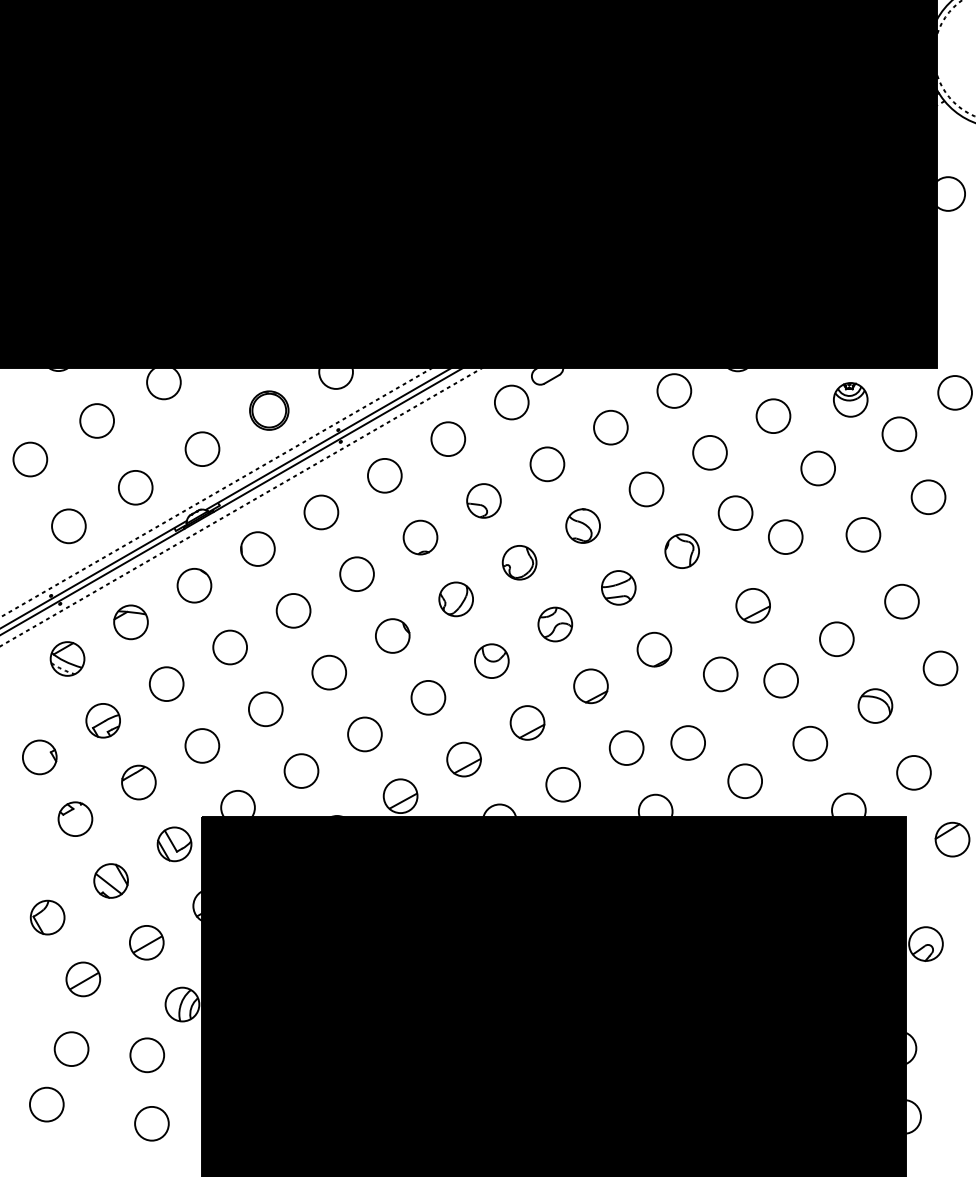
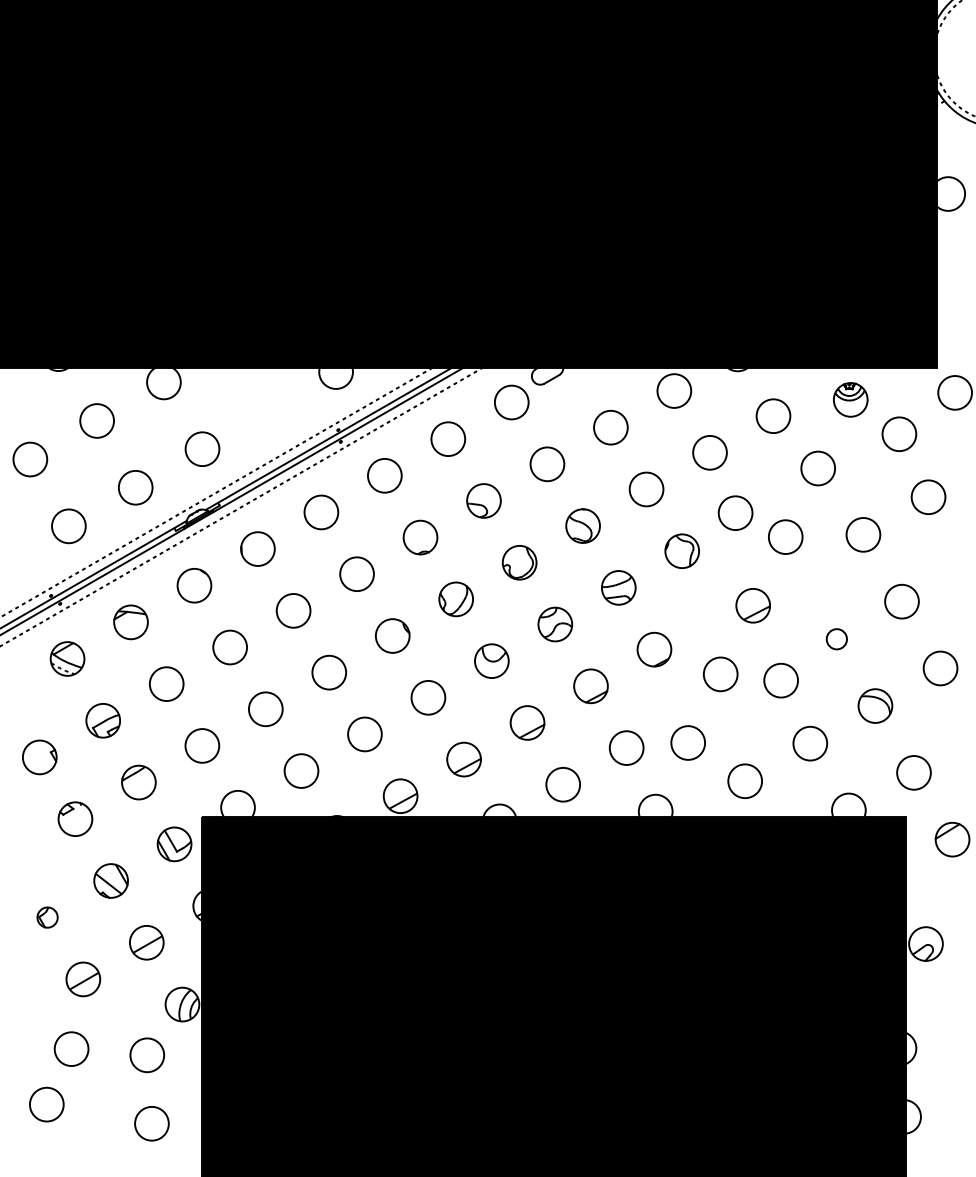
part: present -> none (269, 410)
circle diameter: 34 px -> 20 px (836, 639)
part size: 37x37 px -> 23x23 px (47, 917)
